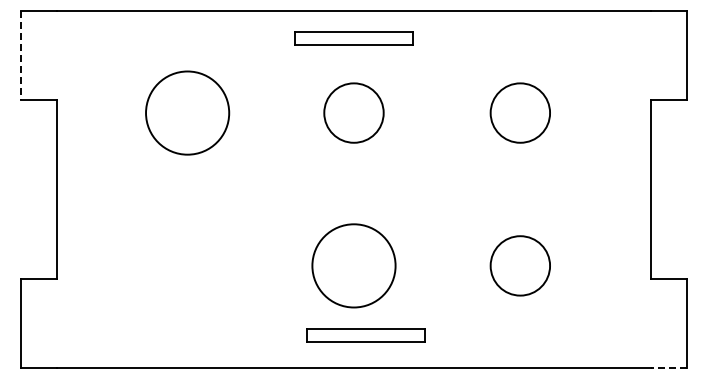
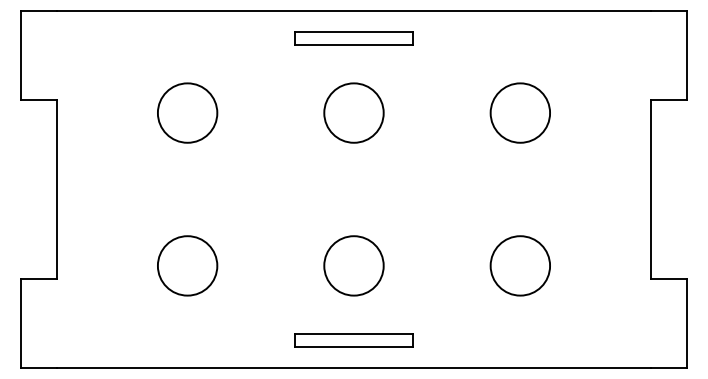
line: dashed -> solid (21, 55)
circle diameter: 83 px -> 59 px (187, 112)
circle: none -> present (187, 265)
circle diameter: 83 px -> 59 px (353, 265)
part position: (365, 335) -> (353, 340) (353, 340)
line: dashed -> solid (668, 367)
